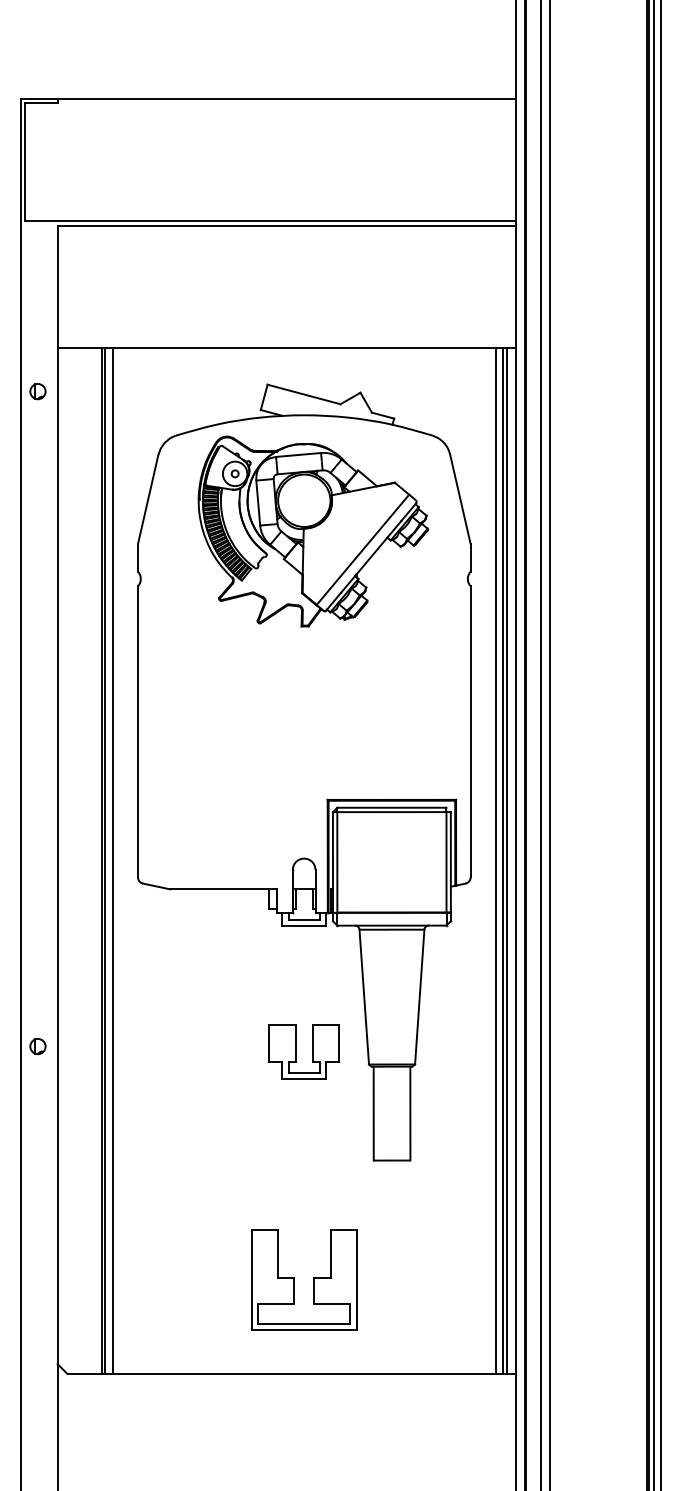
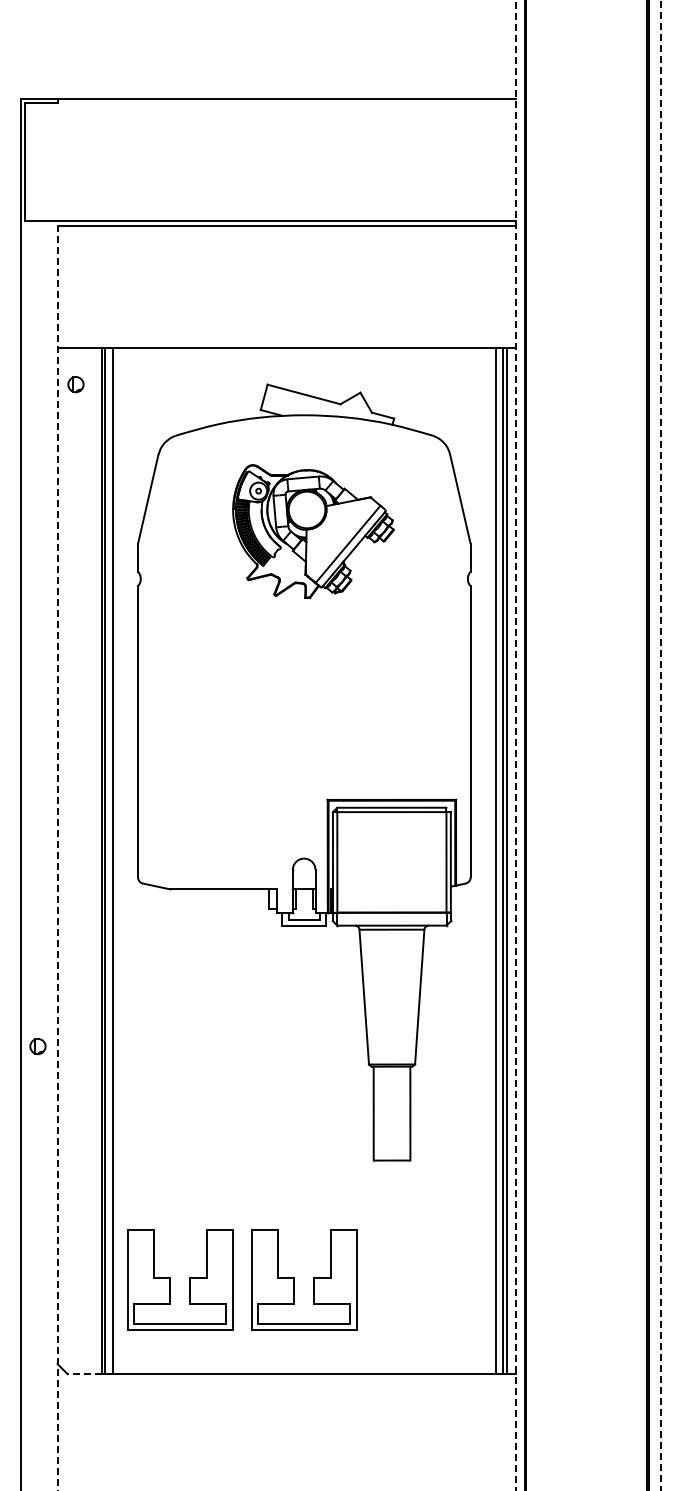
part position: (37, 391) -> (75, 384) (75, 384)
part size: 233x193 px -> 163x135 px (313, 531)
line: present -> none (541, 744)
line: present -> none (549, 744)
line: present -> none (653, 744)
line: solid -> dashed (516, 745)
line: solid -> dashed (661, 745)
line: solid -> dashed (57, 857)
part: present -> none (296, 1051)
part: none -> present (189, 1279)
line: solid -> dashed (84, 1374)
